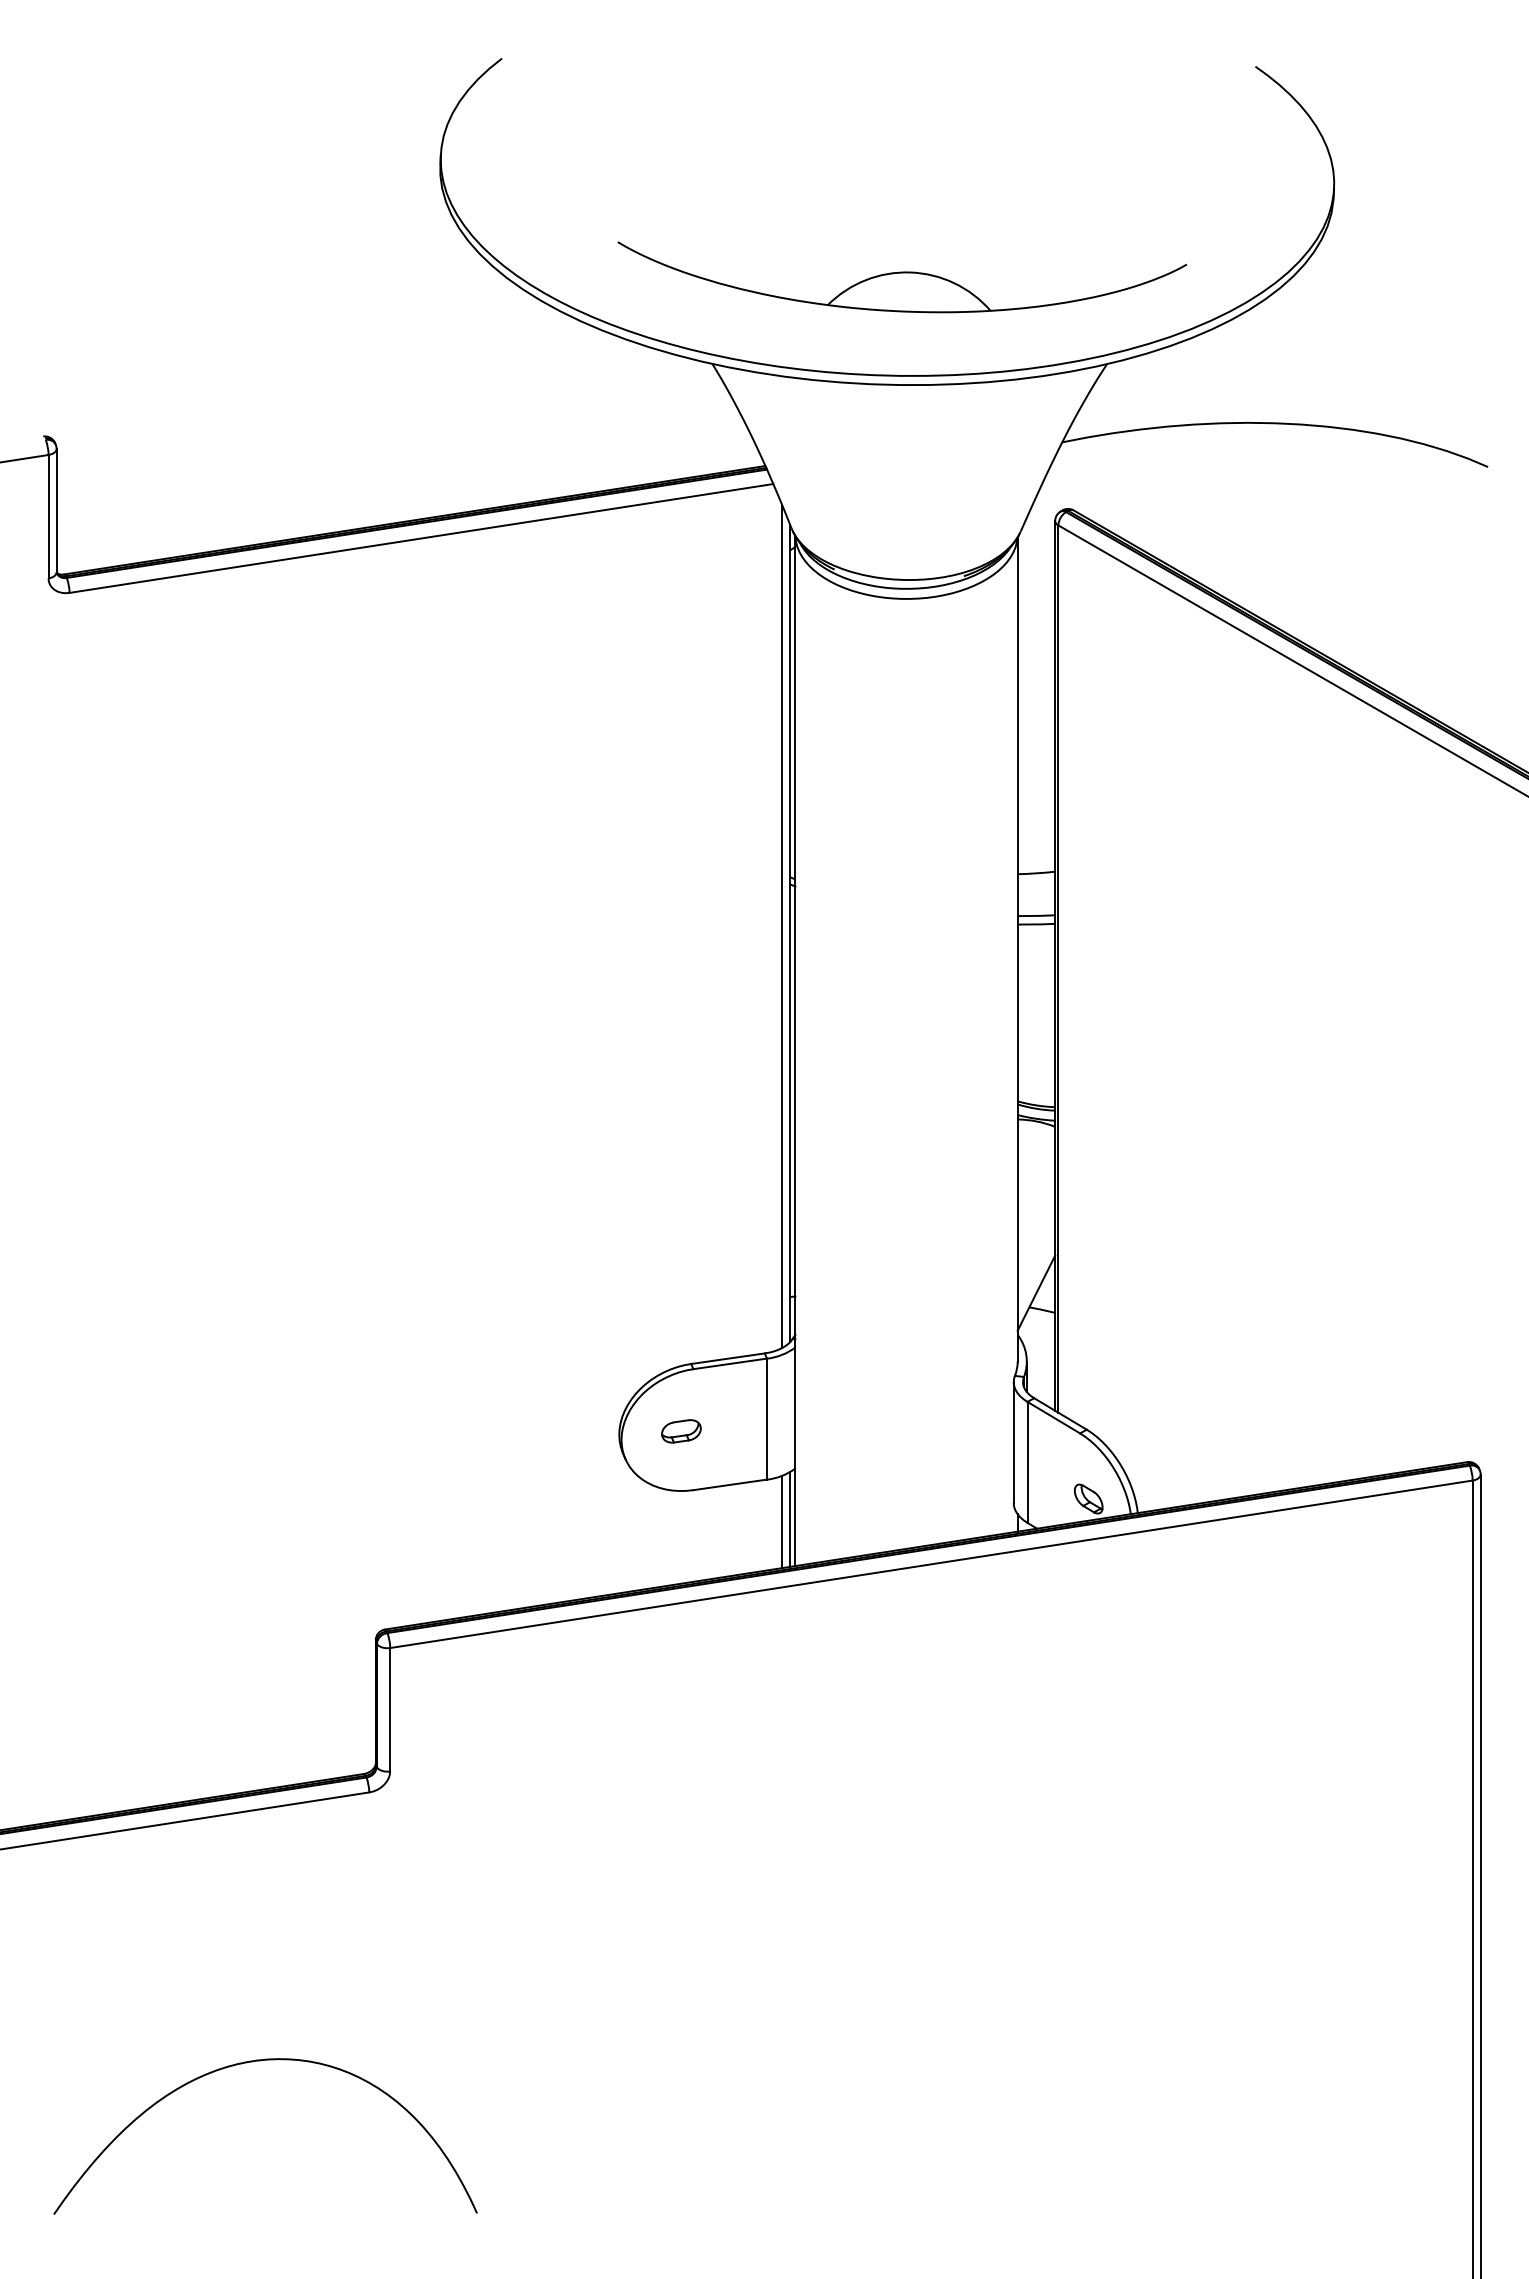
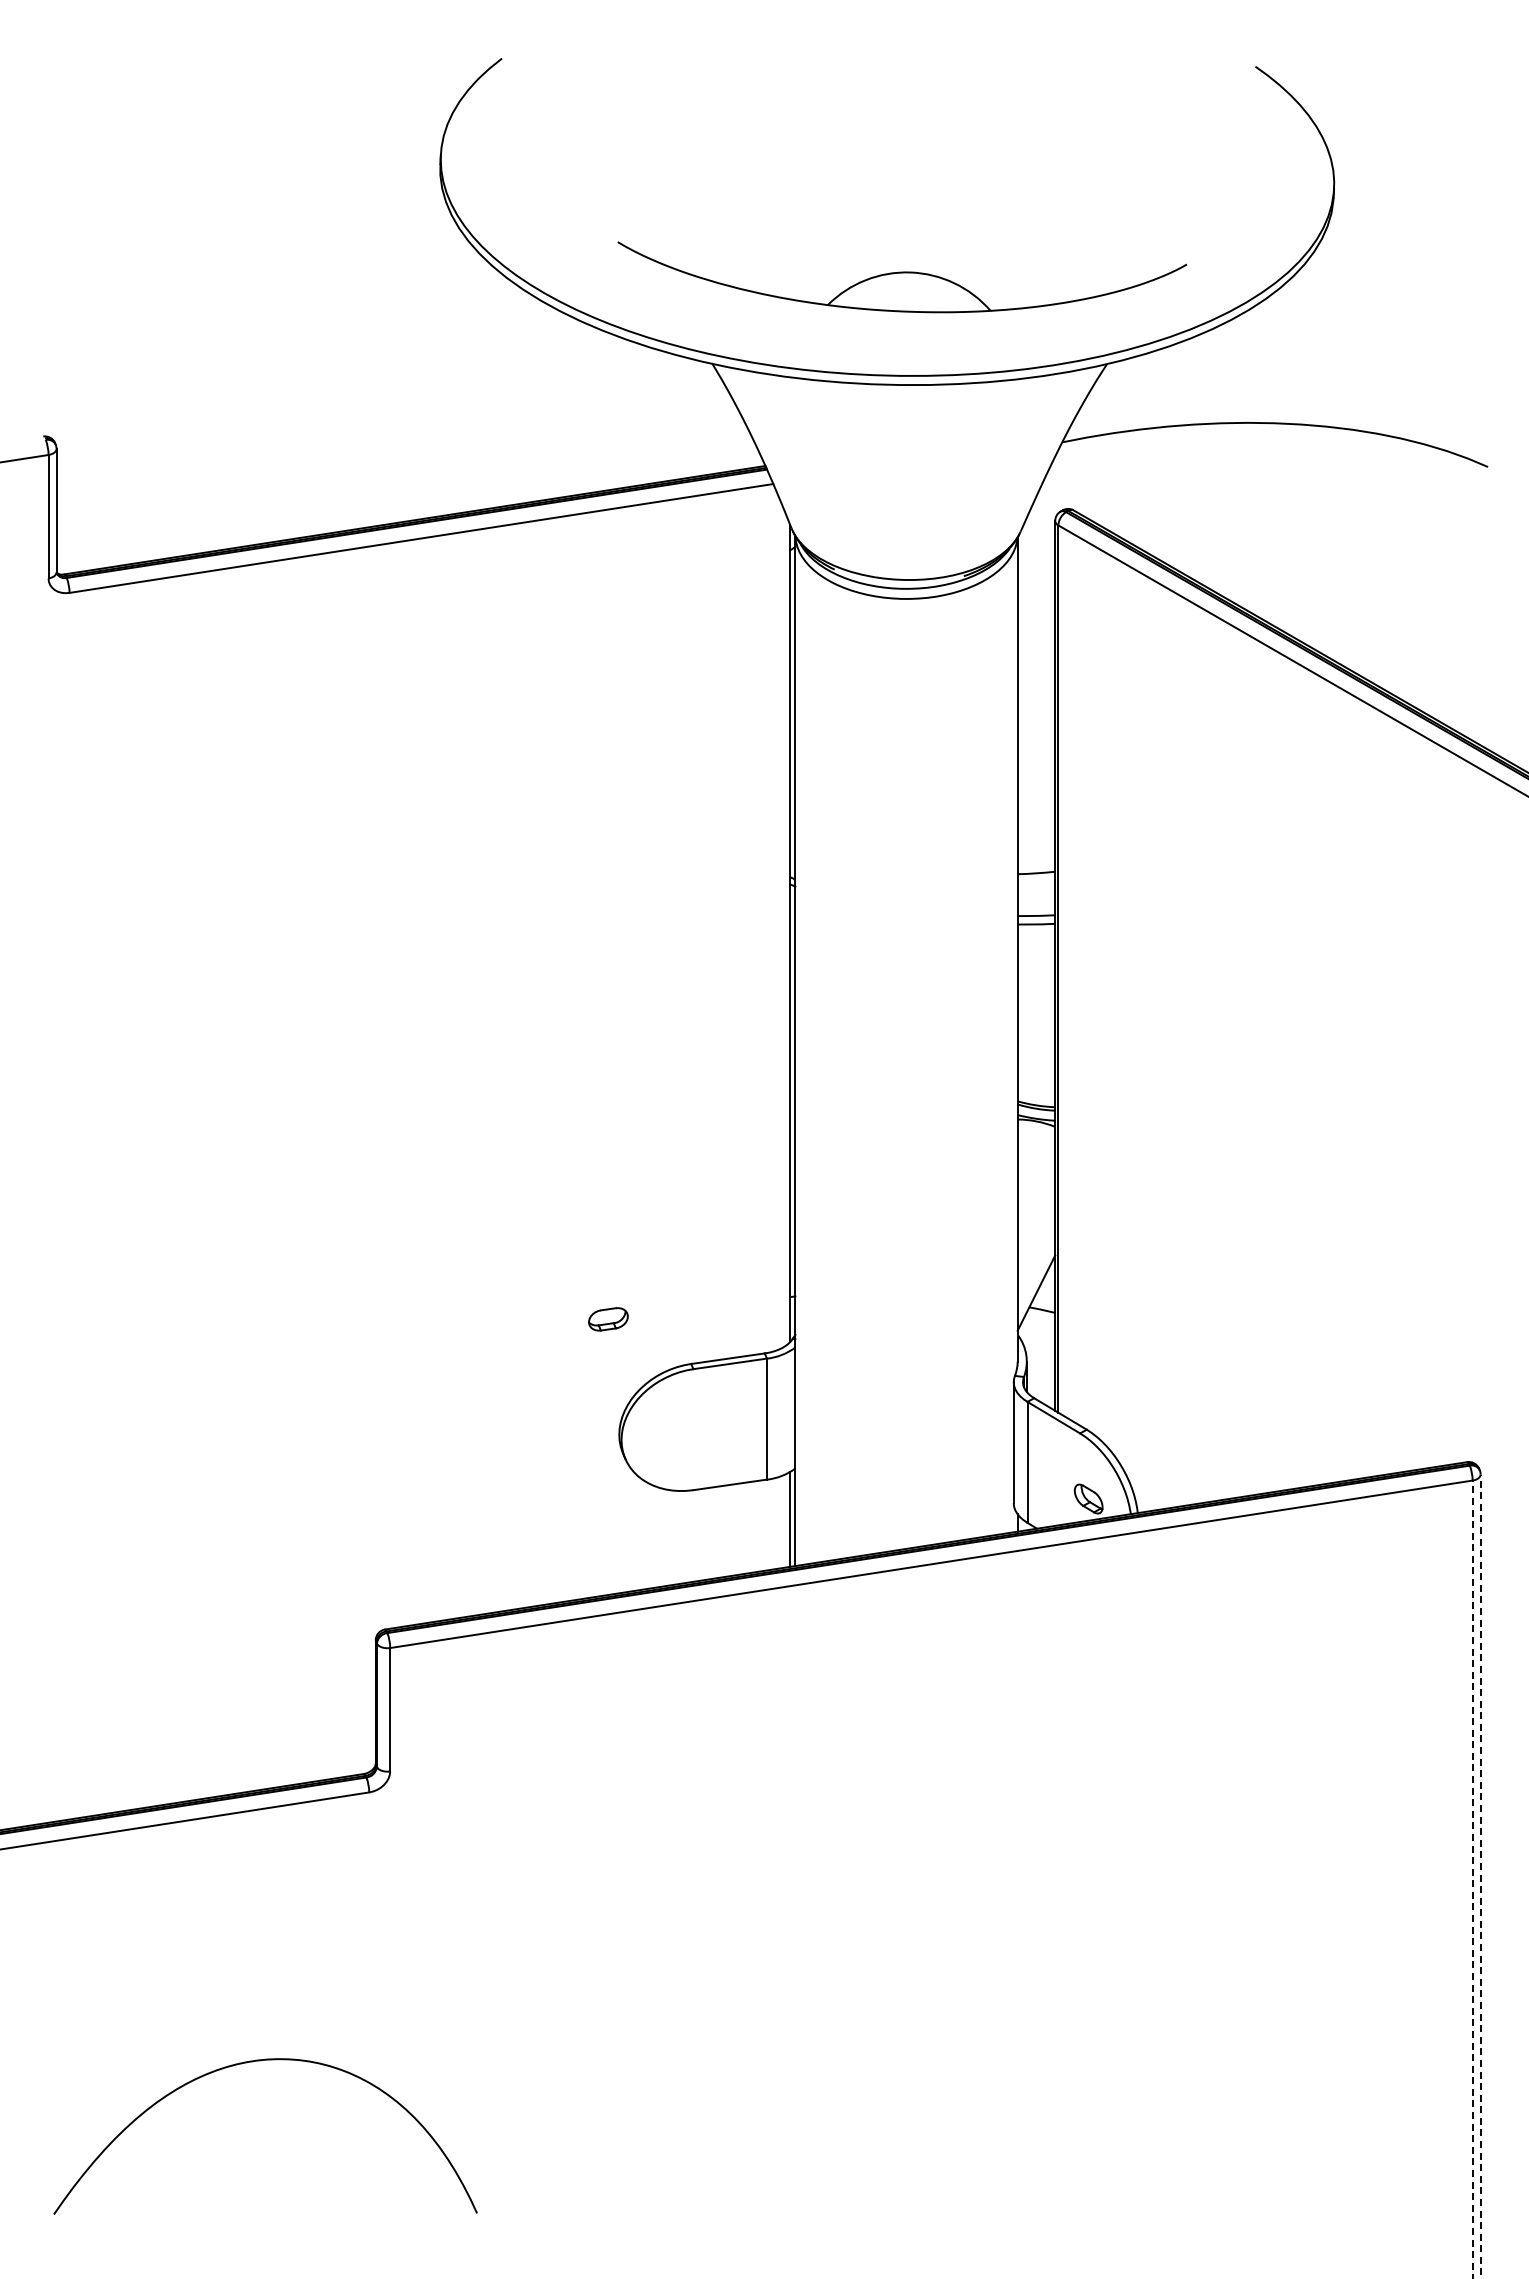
line: present -> none (782, 926)
part position: (681, 1431) -> (608, 1319) (608, 1319)
line: present -> none (782, 1521)
line: solid -> dashed (1480, 1876)
line: solid -> dashed (1472, 1879)
